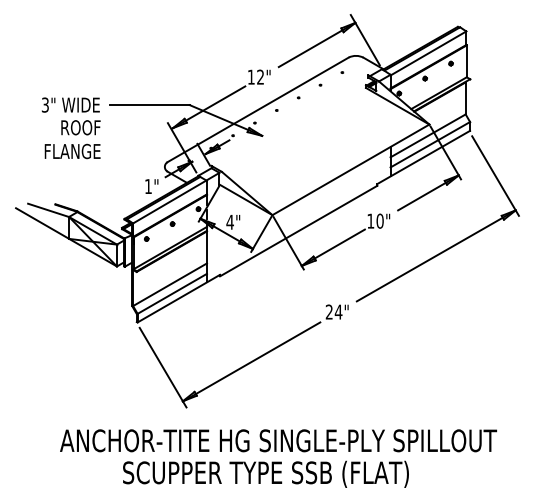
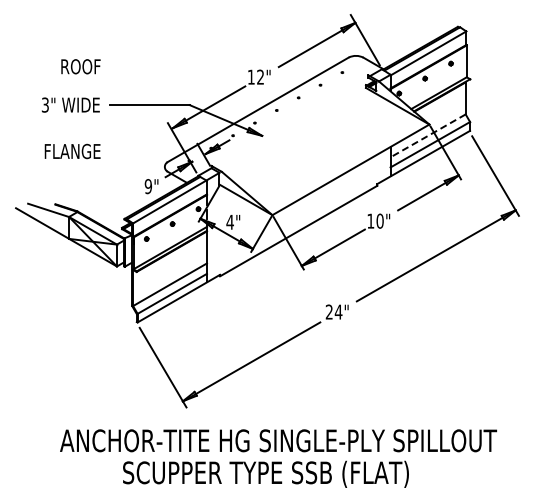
text position: (80, 127) -> (80, 66) (80, 66)
line: solid -> dashed (427, 136)
text: 1" -> 9" (148, 186)
